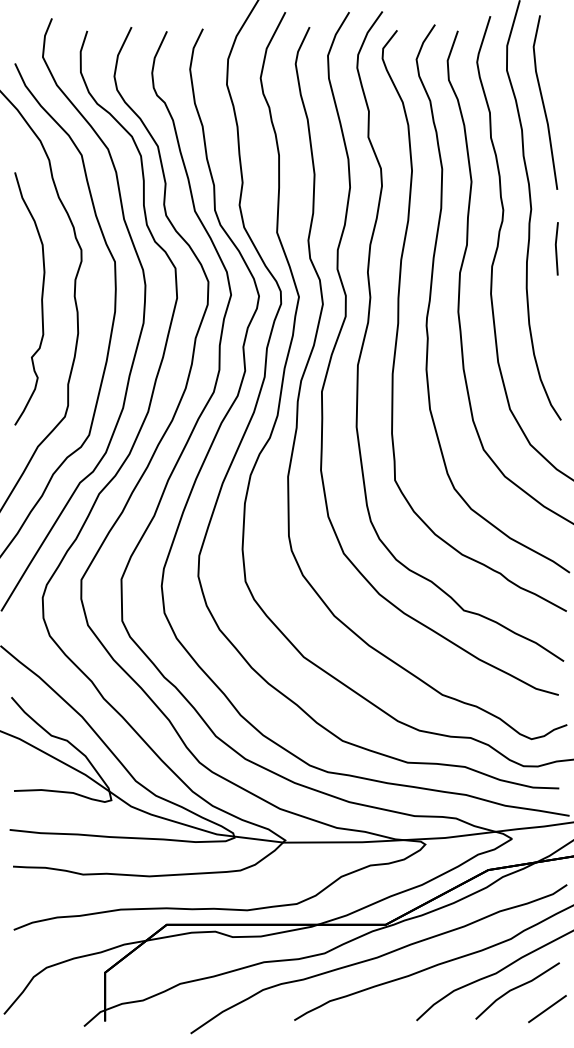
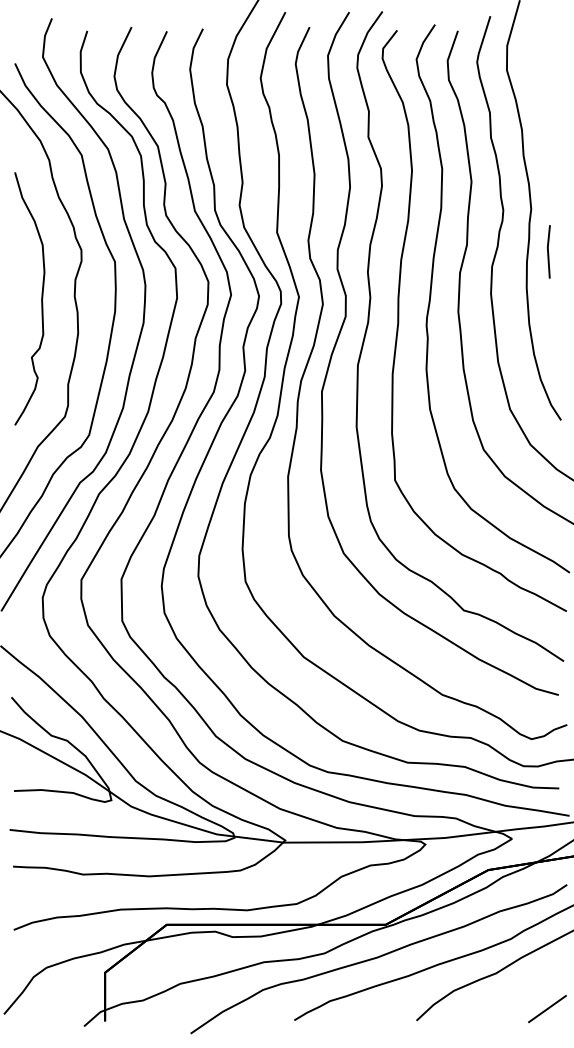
line: present -> none (544, 103)
line position: (556, 248) -> (548, 251) (548, 251)
line: present -> none (517, 988)
